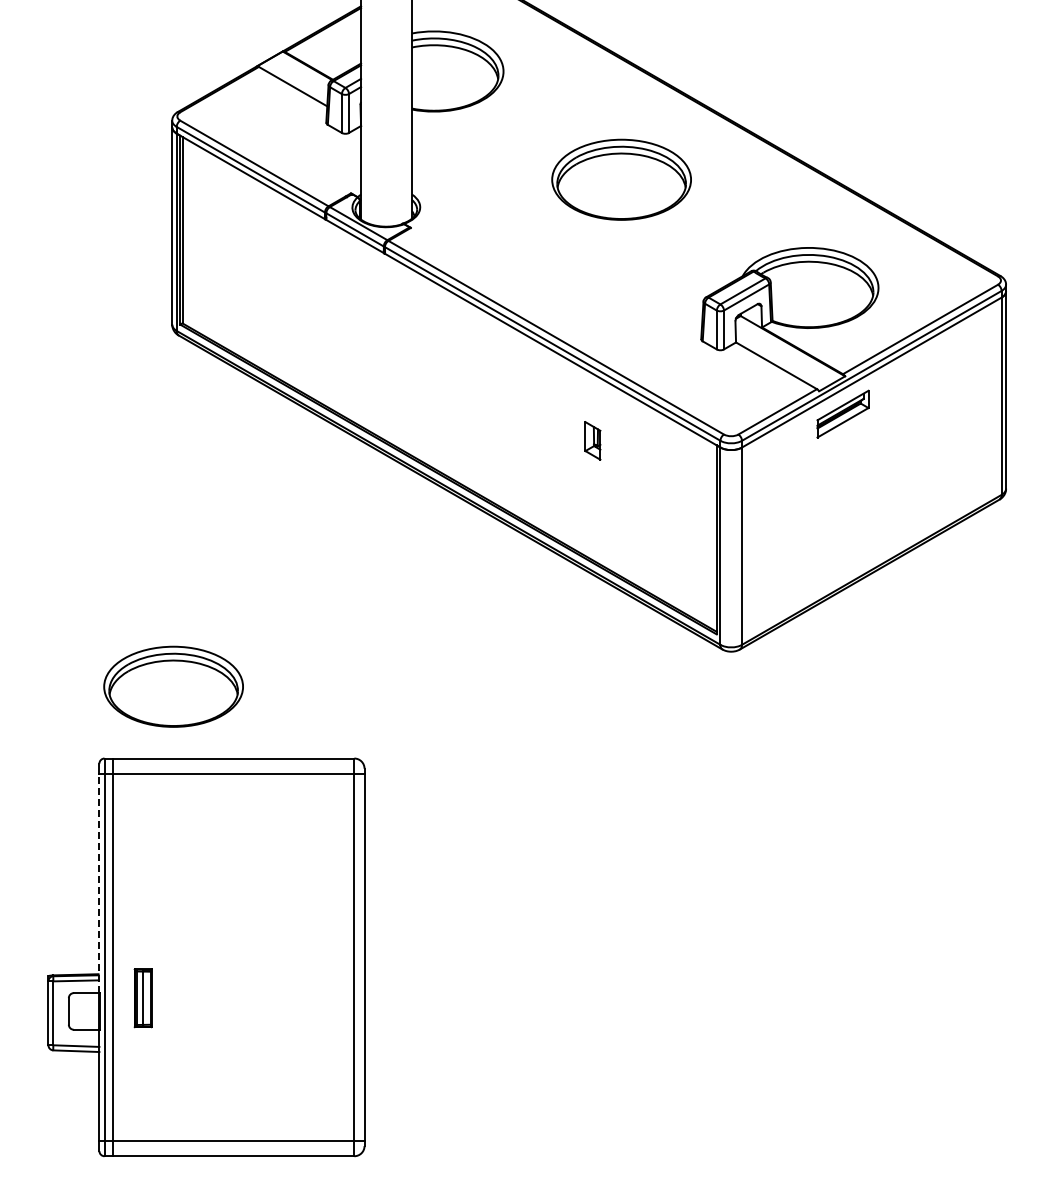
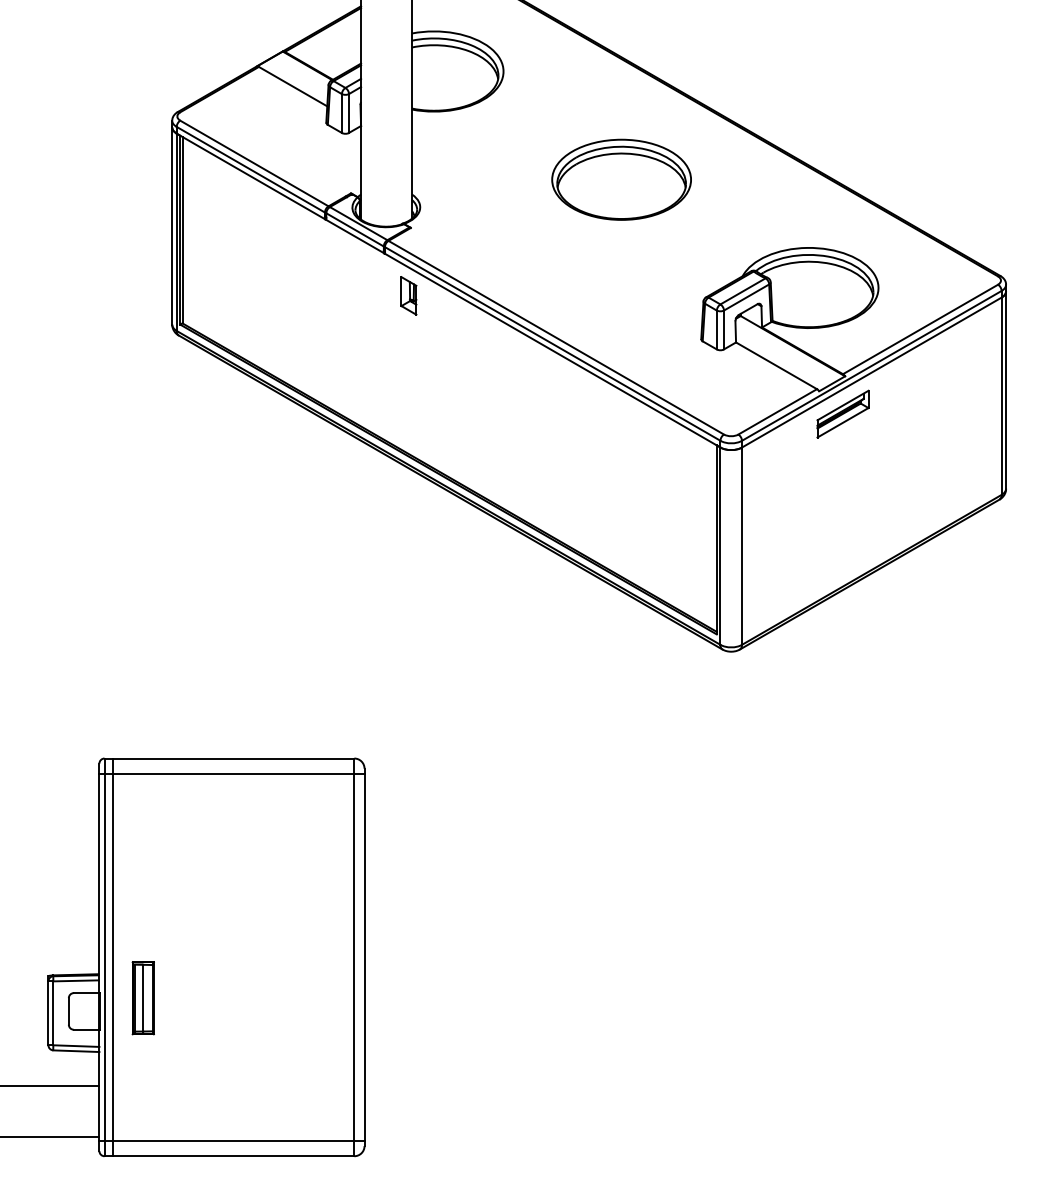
part position: (592, 440) -> (408, 295) (408, 295)
part: present -> none (173, 686)
line: dashed -> solid (99, 883)
part size: 20x61 px -> 24x75 px (142, 998)
line: none -> present (50, 1086)
line: none -> present (50, 1137)
